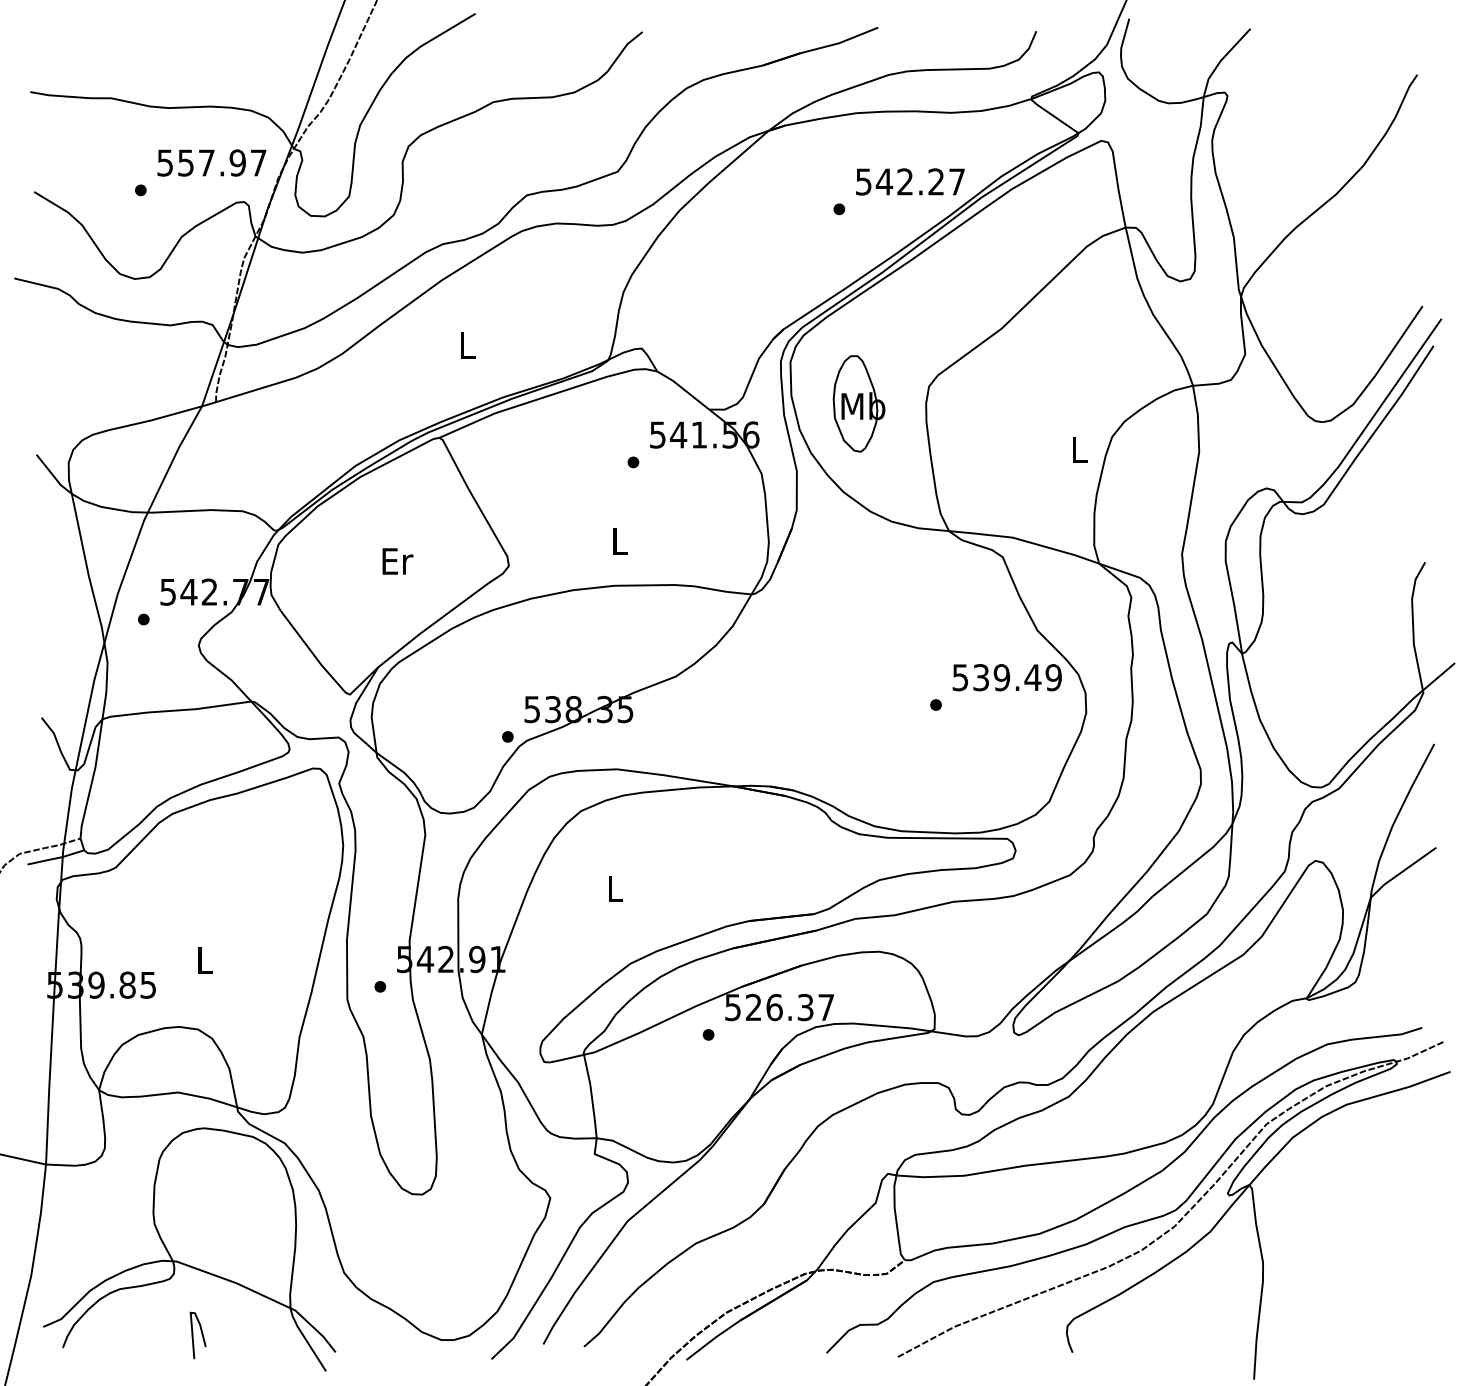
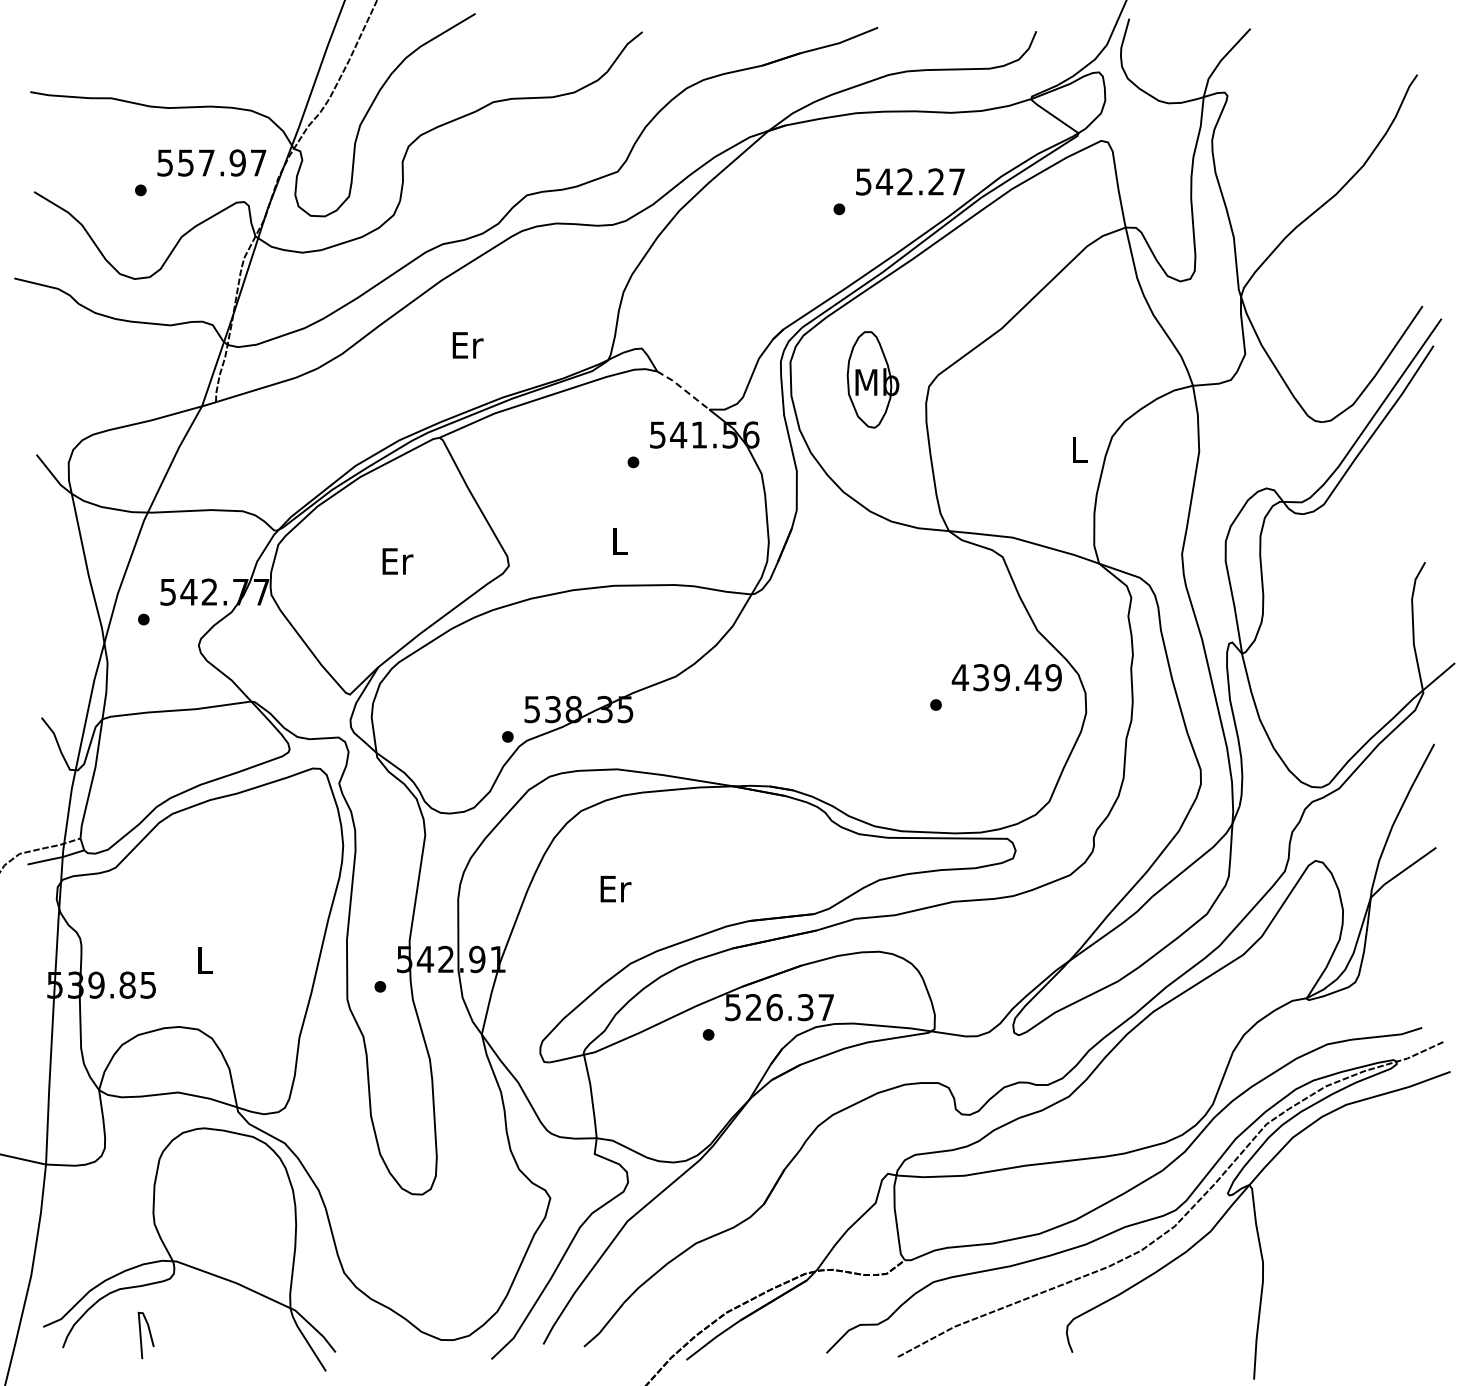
text: L -> Er (467, 345)
line: solid -> dashed (683, 389)
part position: (858, 403) -> (872, 379) (872, 379)
text: 539.49 -> 439.49 (960, 677)
text: L -> Er (615, 888)
curve position: (193, 1335) -> (141, 1335) (141, 1335)
